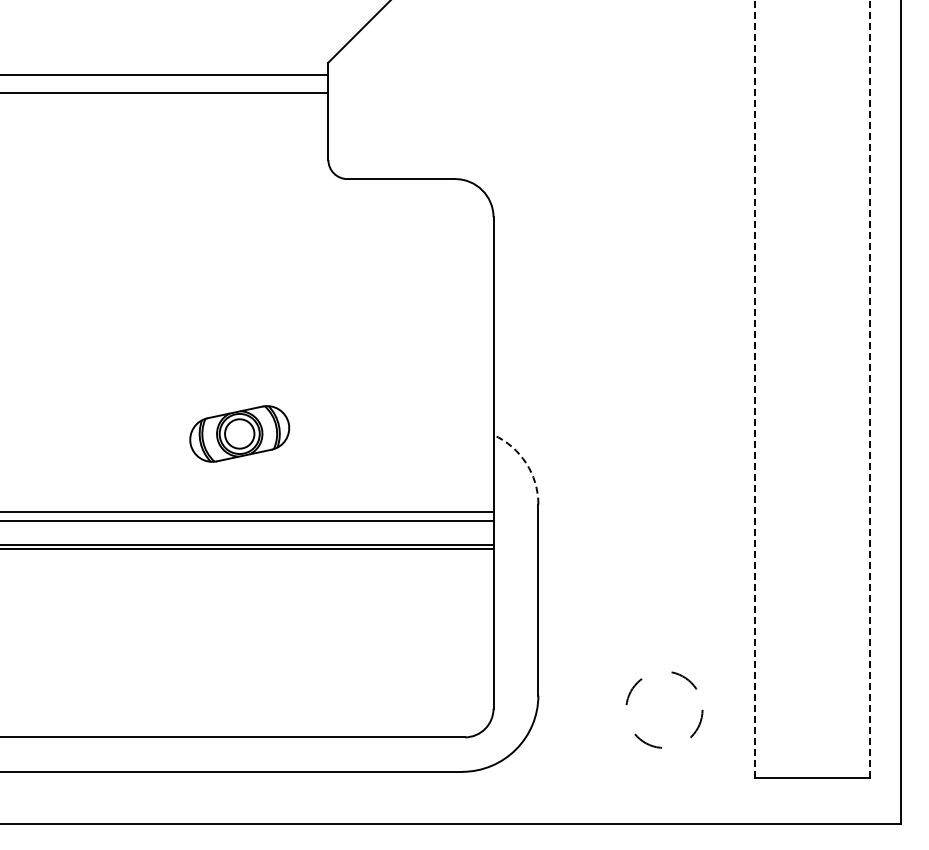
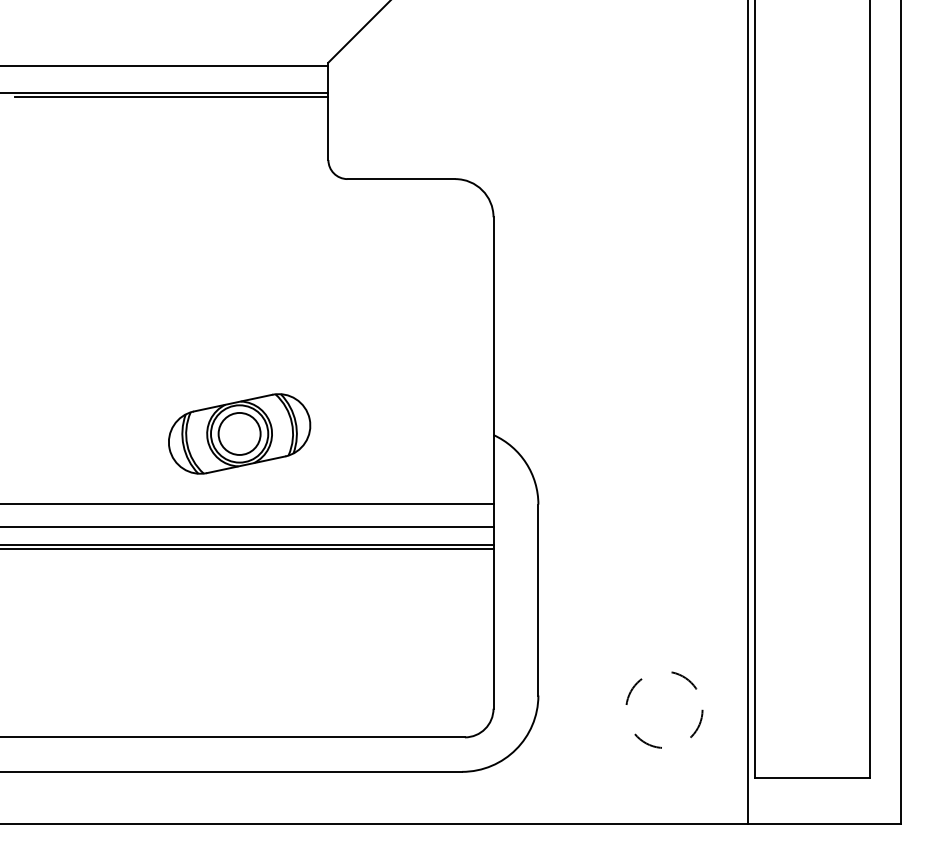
line position: (165, 75) -> (165, 66) (165, 66)
line: none -> present (171, 97)
line: dashed -> solid (755, 388)
line: dashed -> solid (869, 388)
line: none -> present (748, 413)
part size: 102x58 px -> 144x82 px (239, 433)
arc: dashed -> solid (526, 463)
line position: (247, 511) -> (247, 503) (247, 503)
line position: (247, 520) -> (247, 526) (247, 526)
